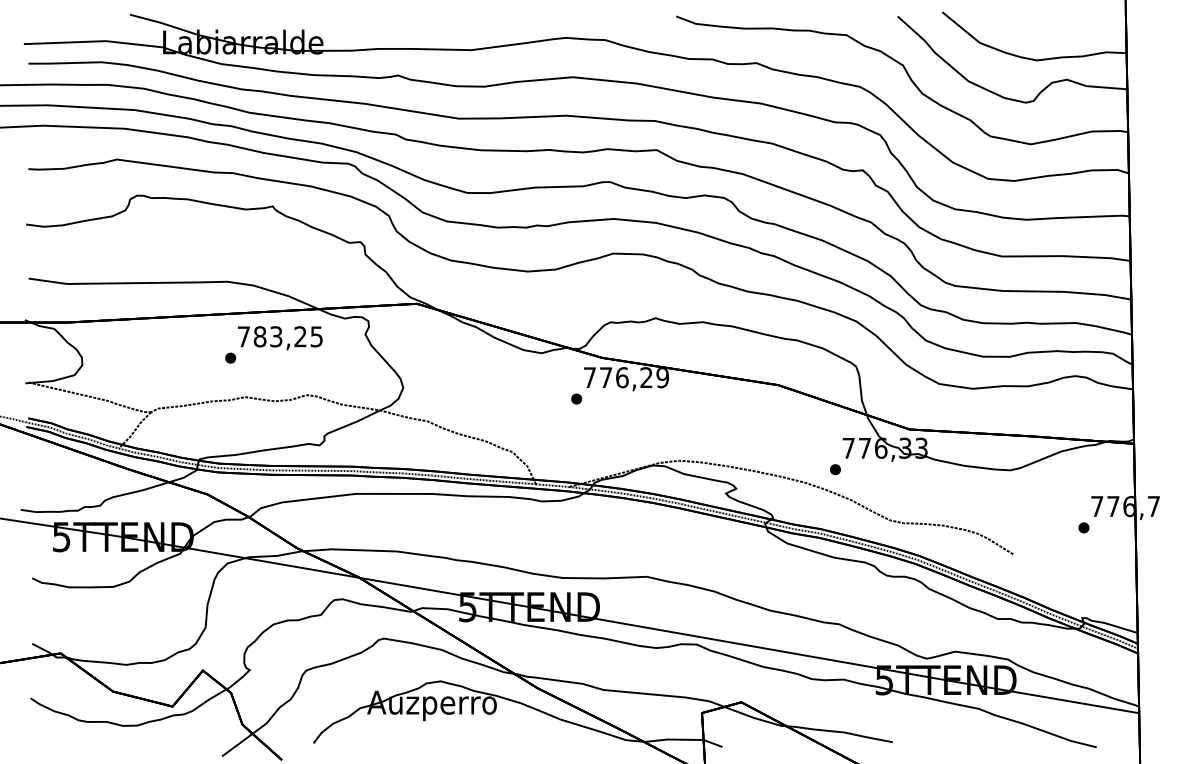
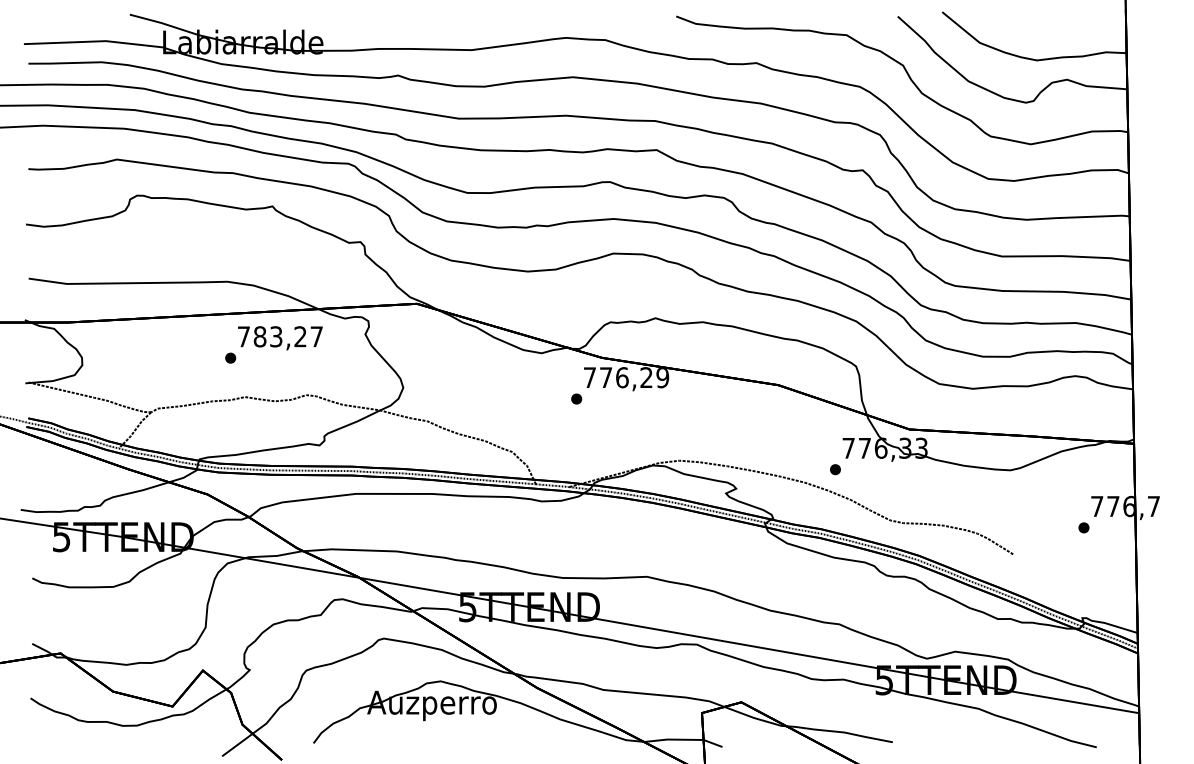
text: 783,25 -> 783,27 (316, 336)
